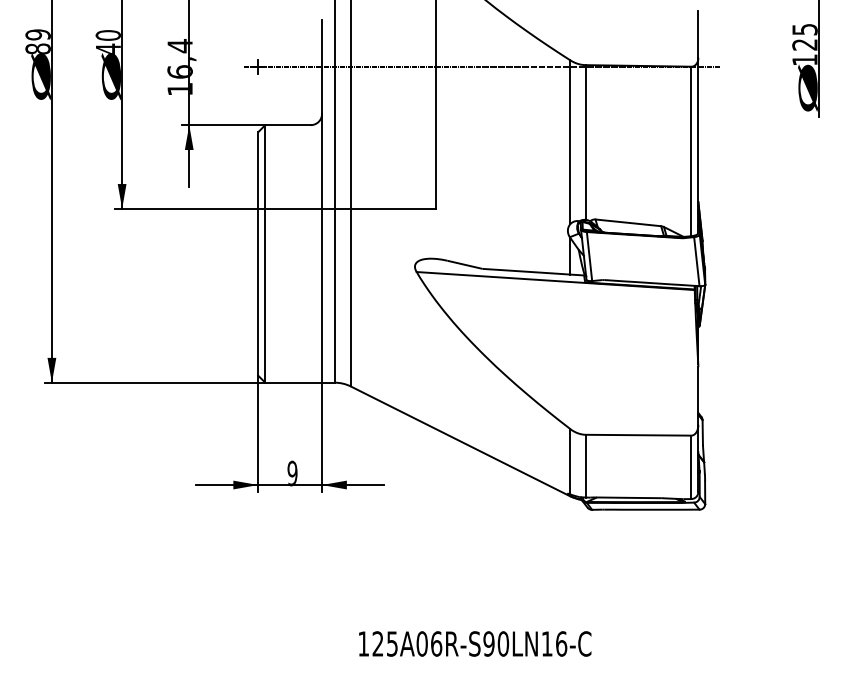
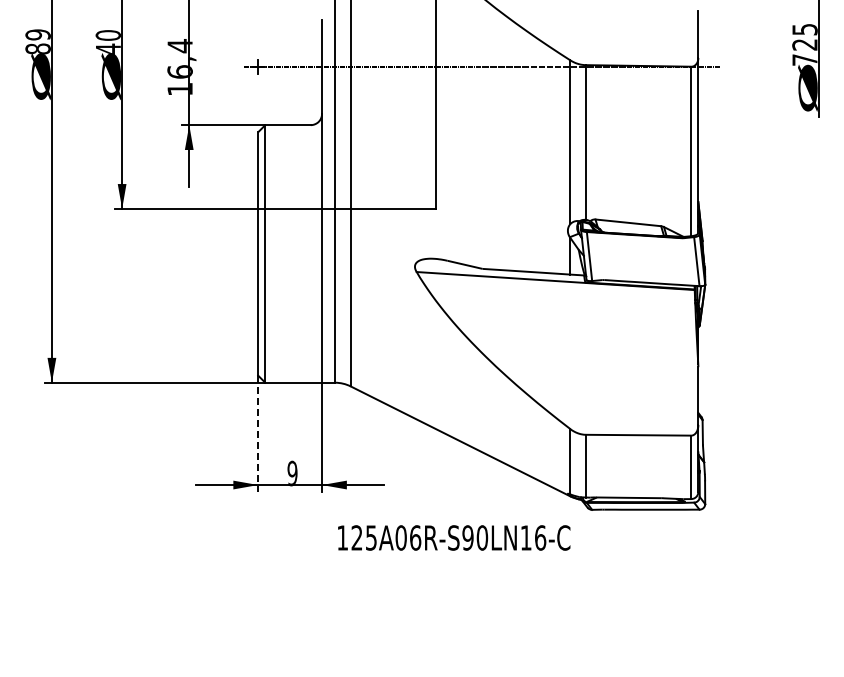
text: 125 -> 725 (804, 59)
line: solid -> dashed (258, 434)
text position: (475, 643) -> (454, 537) (454, 537)
